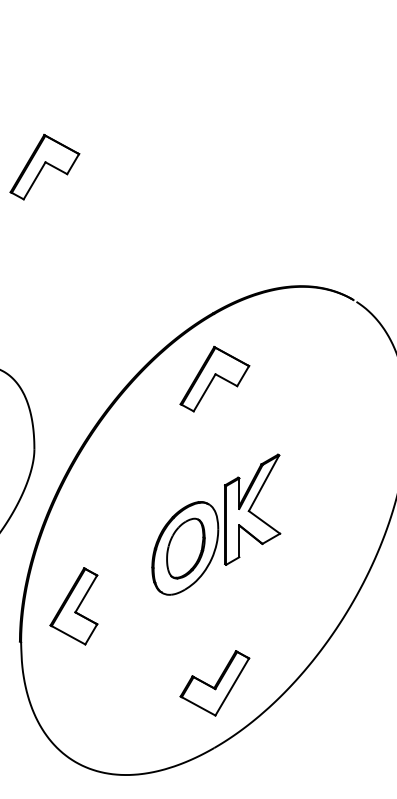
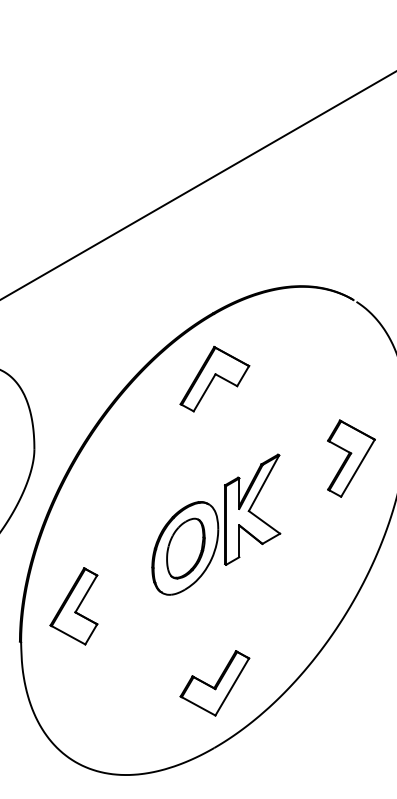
part: present -> none (44, 167)
line: none -> present (197, 185)
part: none -> present (351, 458)
